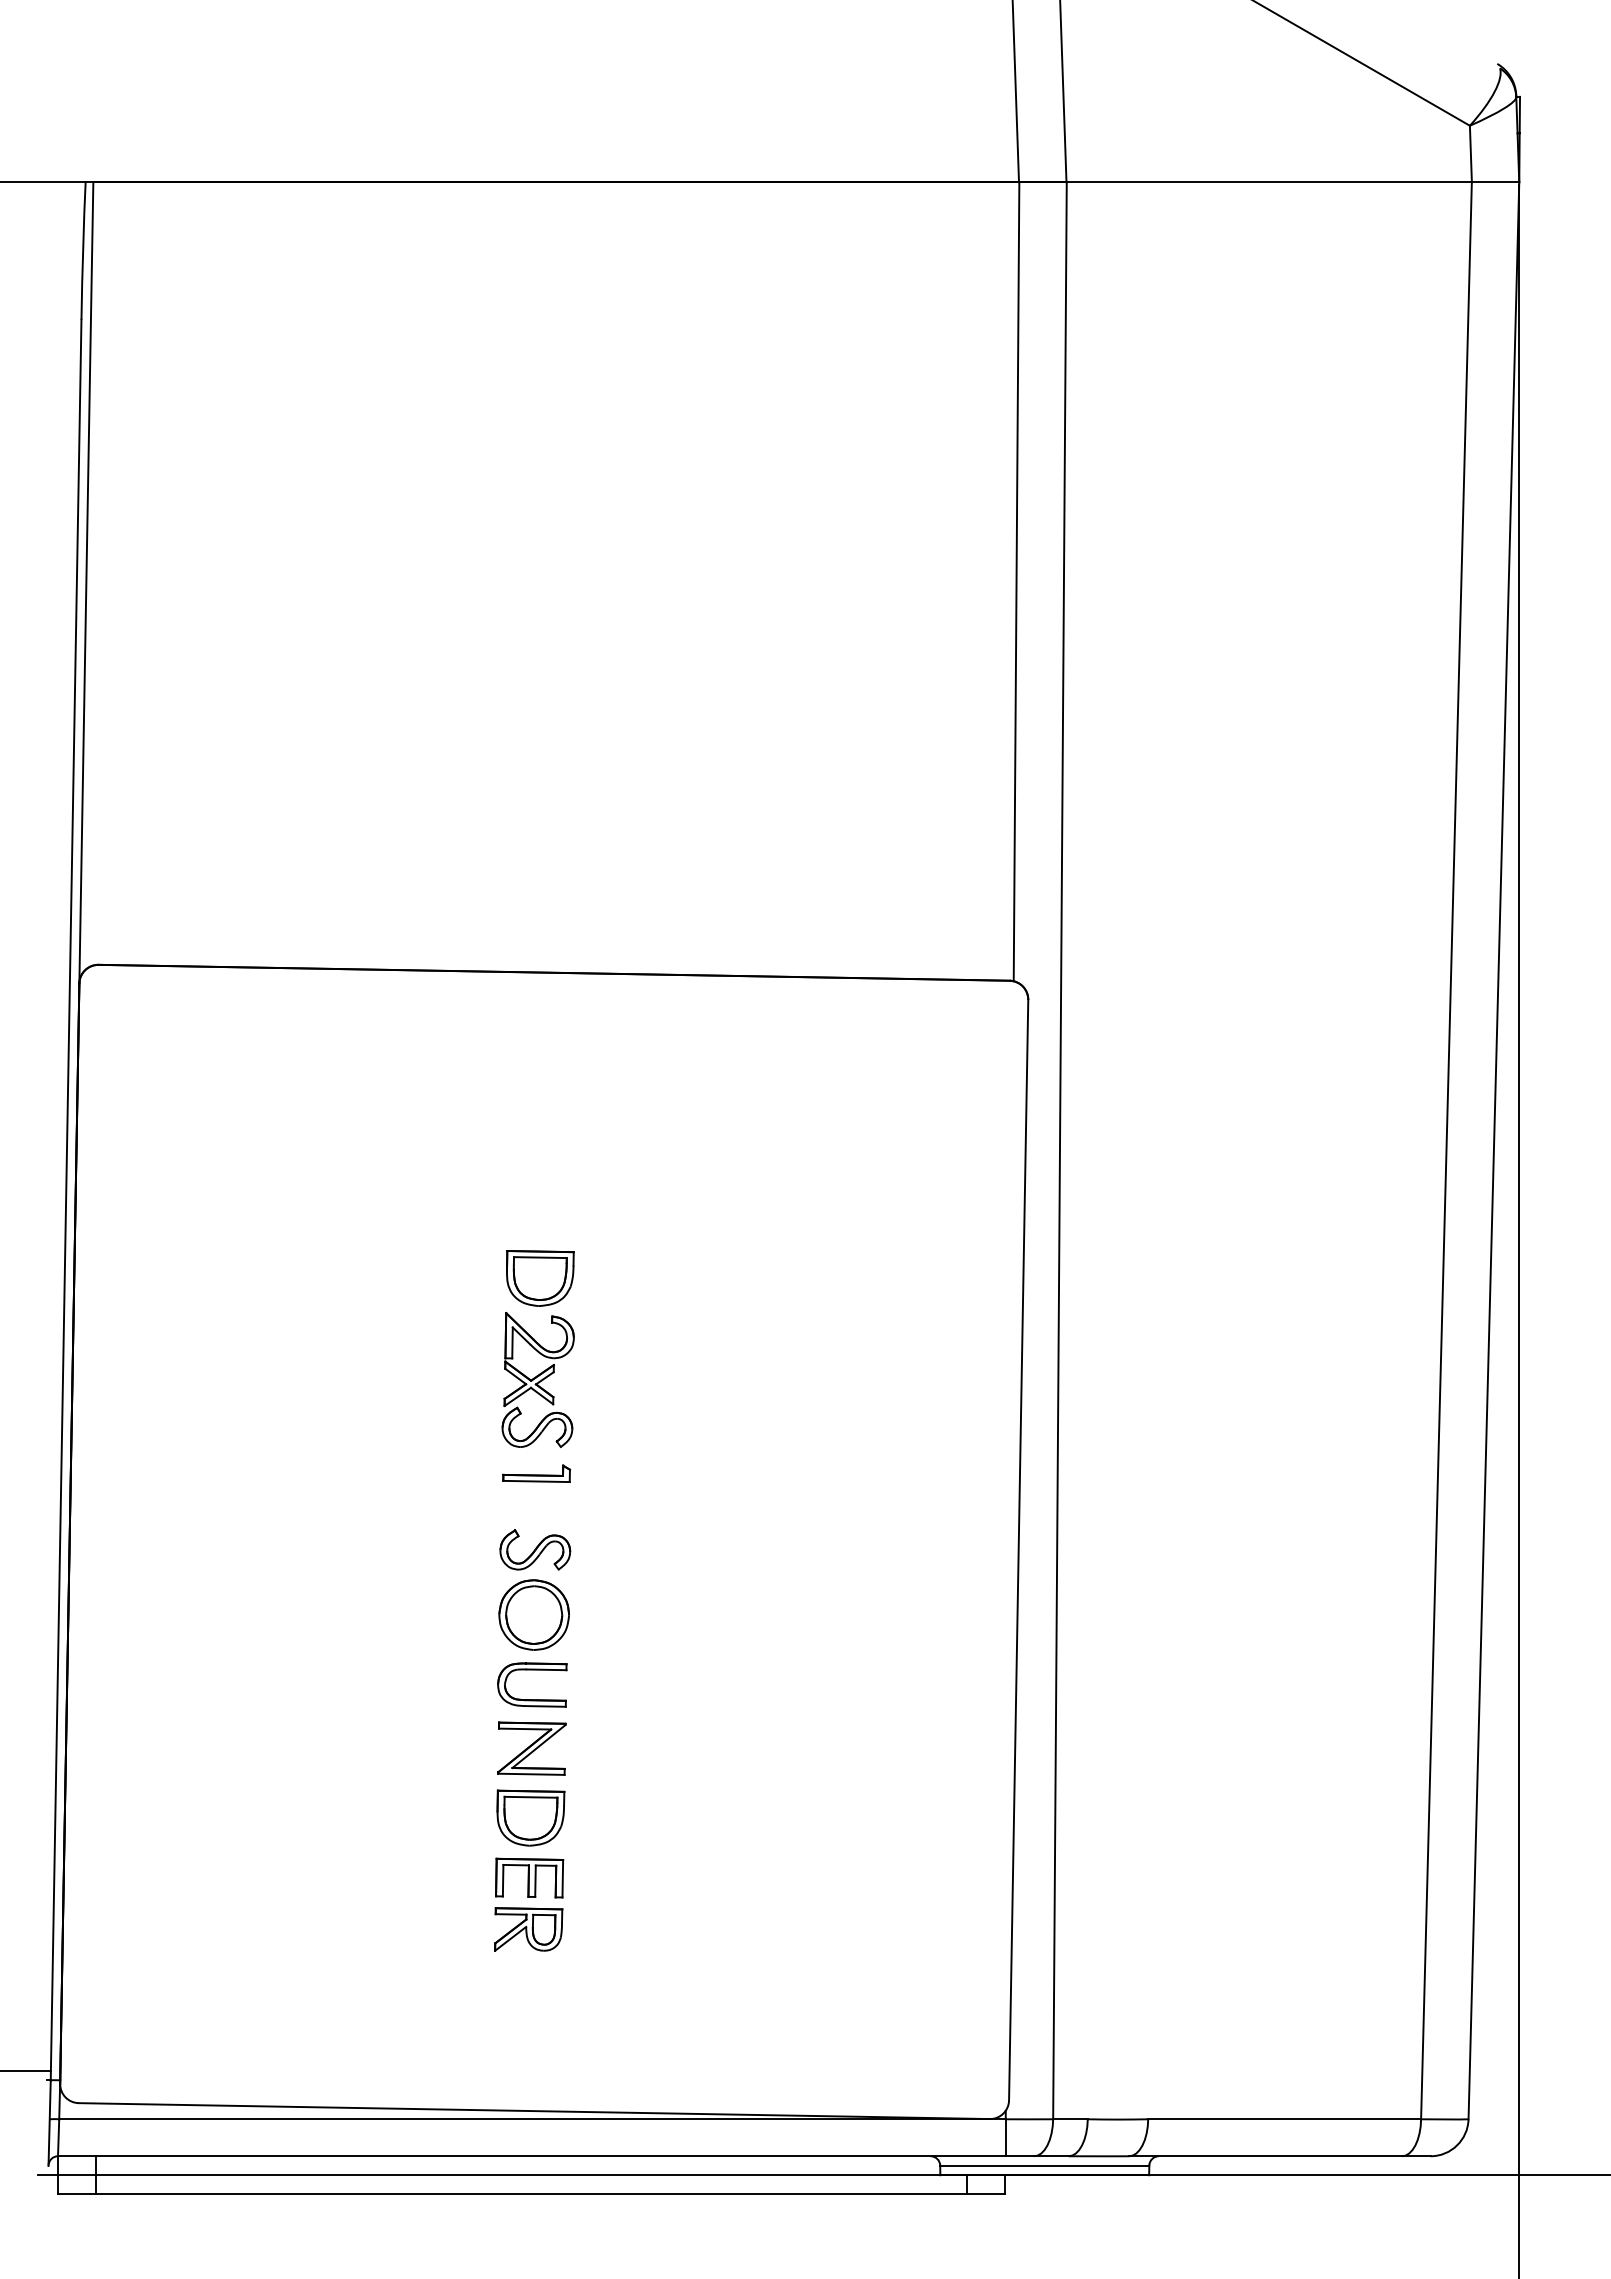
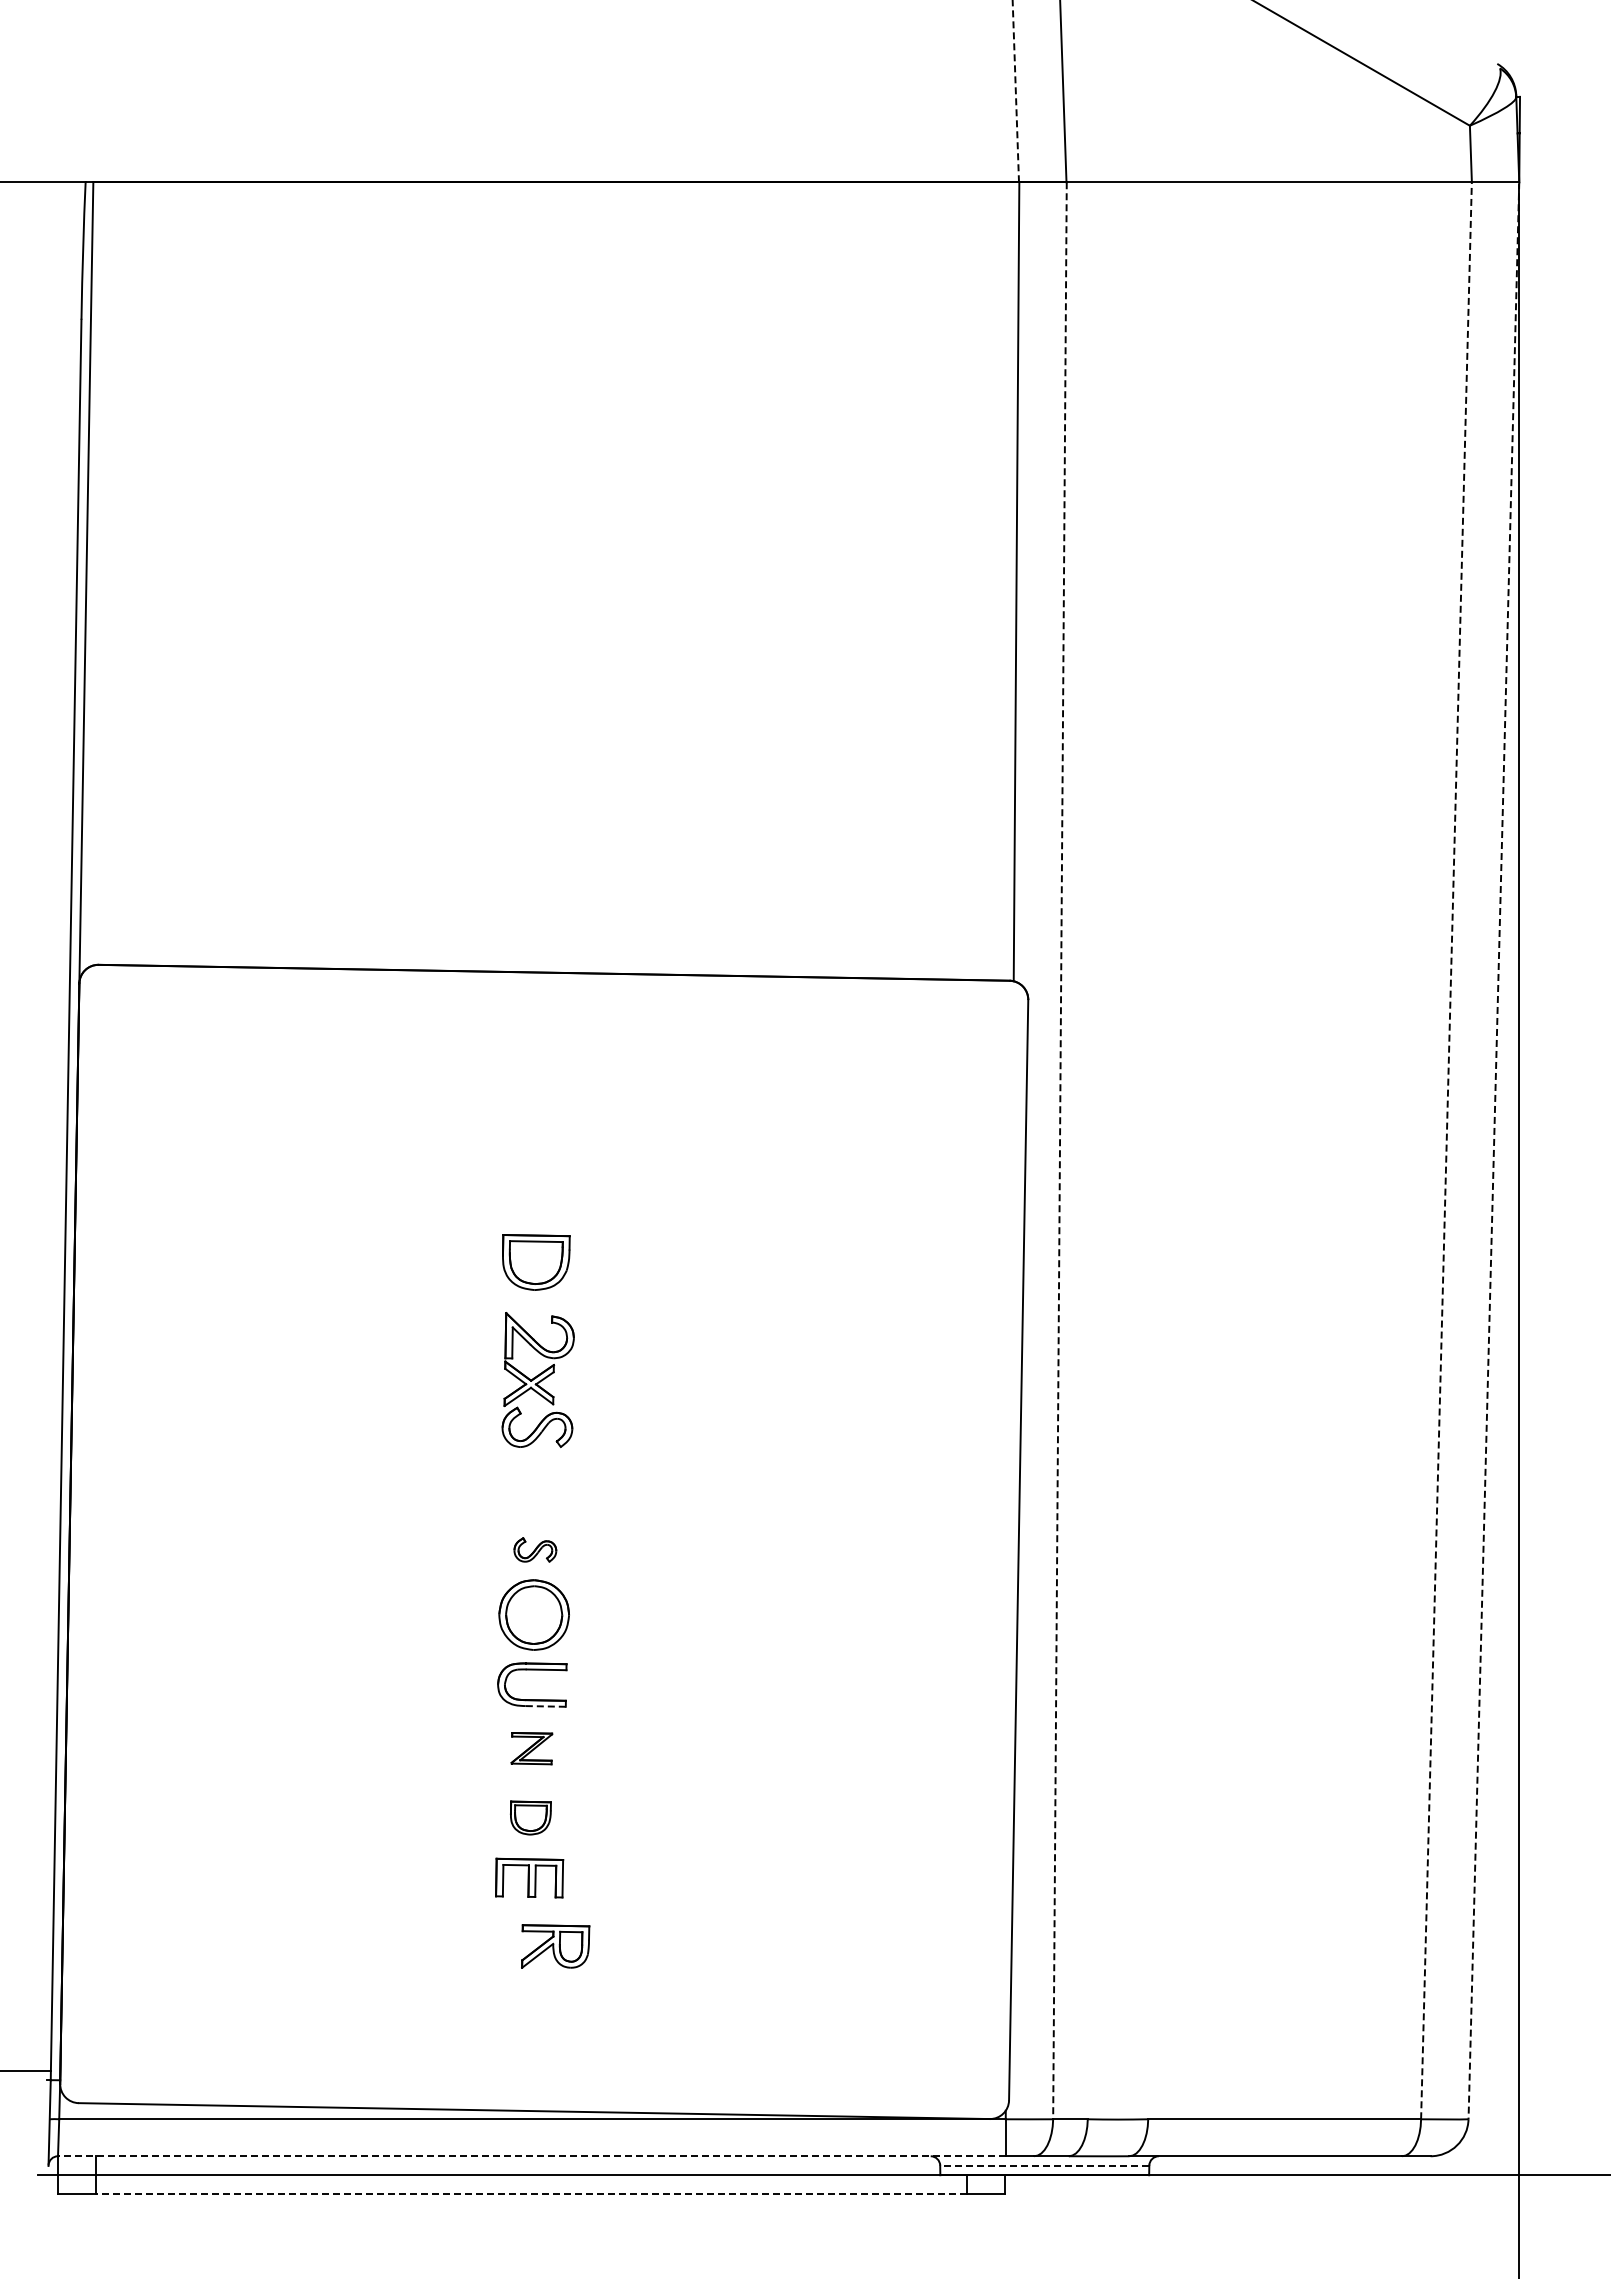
line: solid -> dashed (1015, 91)
line: solid -> dashed (1059, 1150)
line: solid -> dashed (1446, 1150)
line: solid -> dashed (1493, 1150)
part position: (540, 1278) -> (536, 1262) (536, 1262)
part: present -> none (536, 1473)
part size: 73x42 px -> 45x26 px (535, 1549)
line: solid -> dashed (545, 1706)
part size: 70x55 px -> 44x34 px (531, 1748)
part size: 70x58 px -> 42x36 px (530, 1817)
part position: (528, 1929) -> (555, 1946) (555, 1946)
line: solid -> dashed (531, 2156)
line: solid -> dashed (1044, 2165)
line: solid -> dashed (531, 2194)
